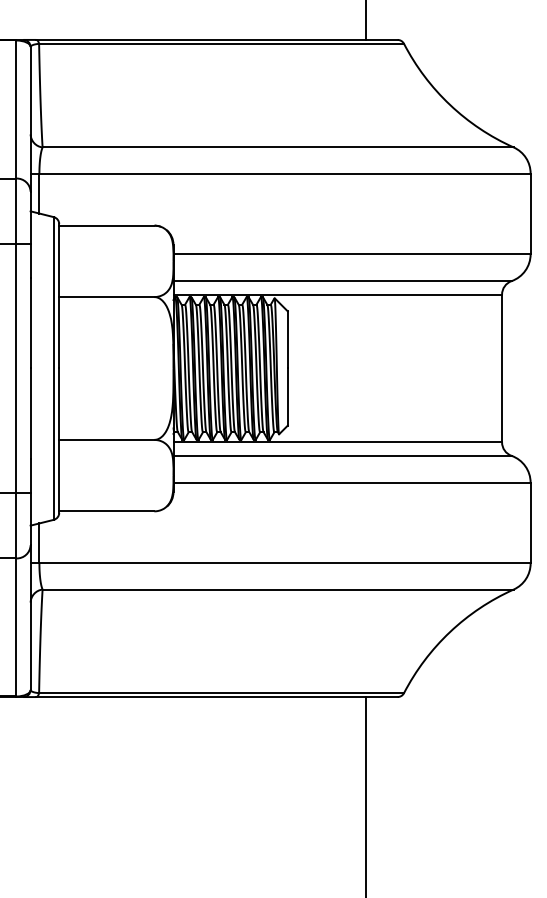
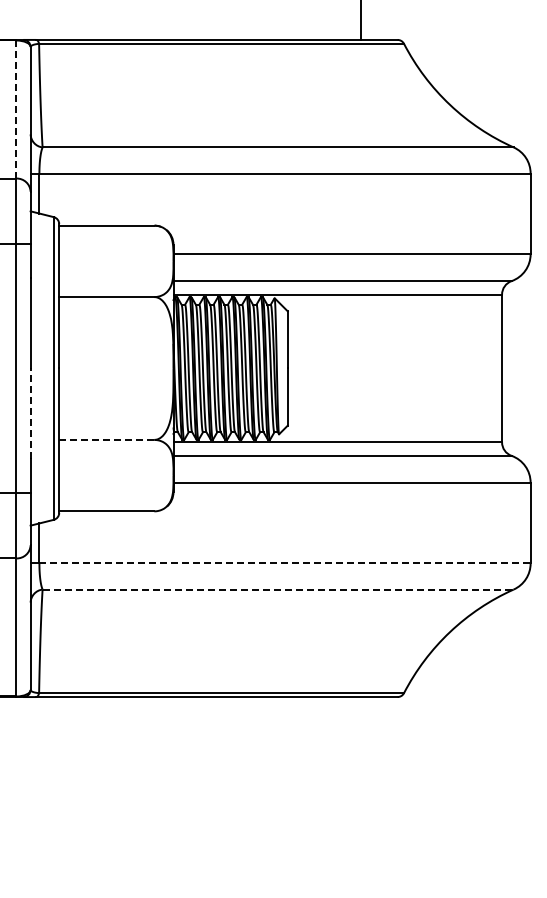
line position: (366, 20) -> (361, 20) (361, 20)
line: solid -> dashed (16, 109)
line: solid -> dashed (30, 413)
line: solid -> dashed (106, 439)
line: solid -> dashed (285, 563)
line: solid -> dashed (278, 589)
line: present -> none (366, 795)
